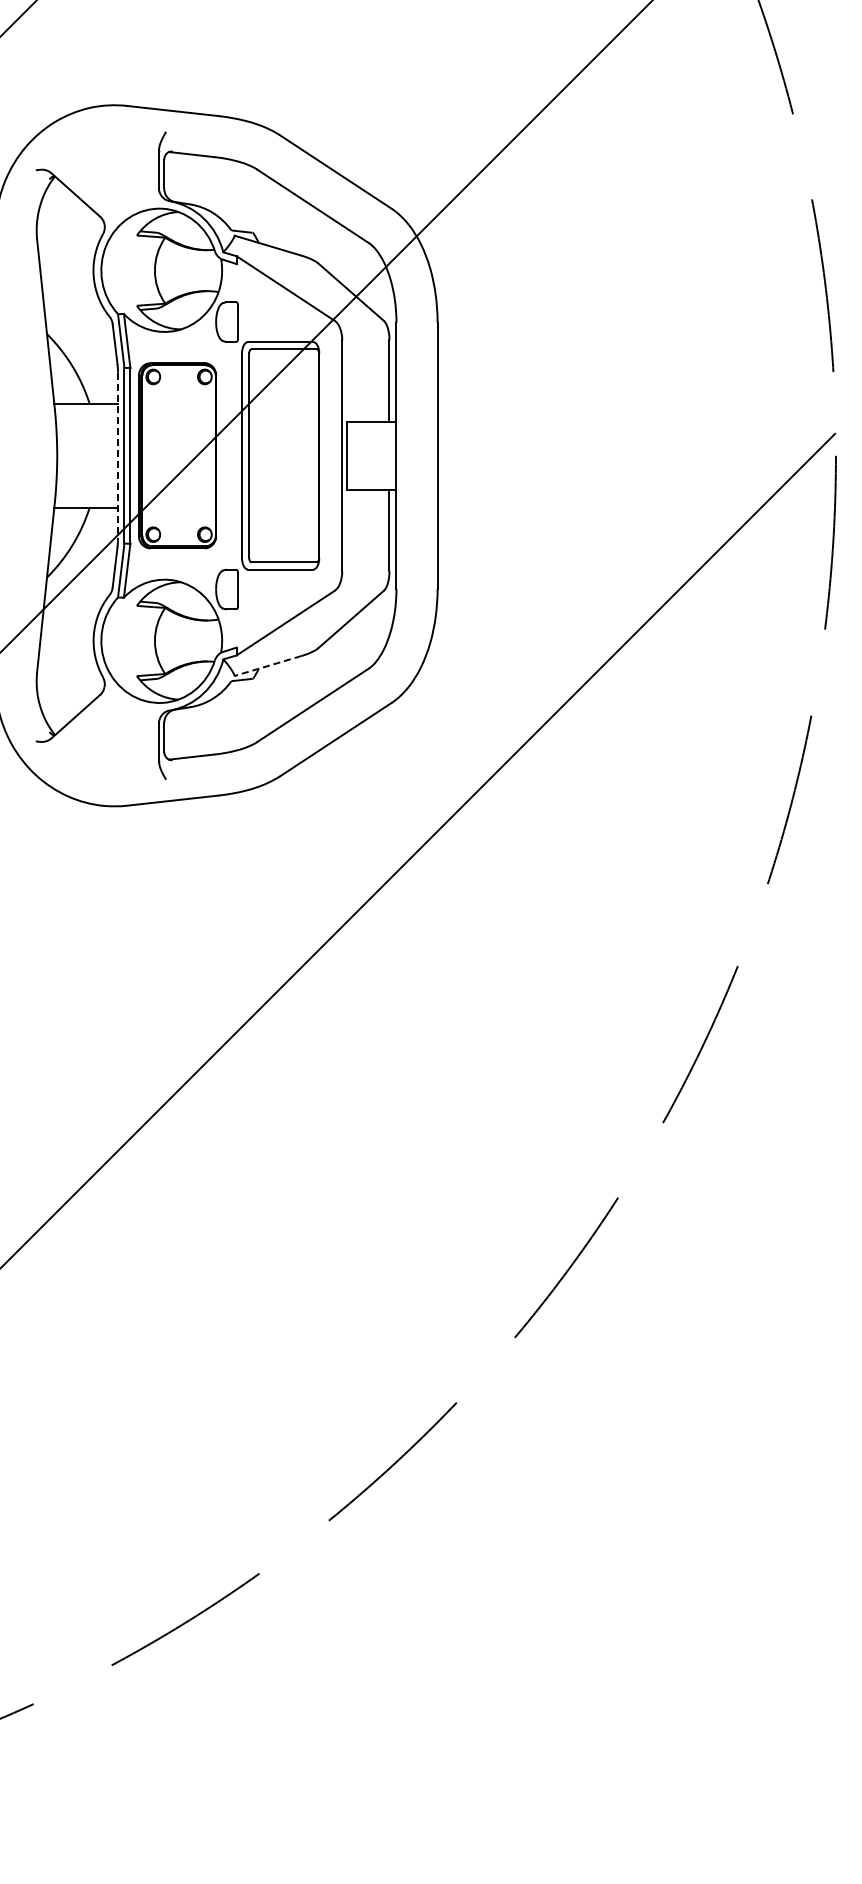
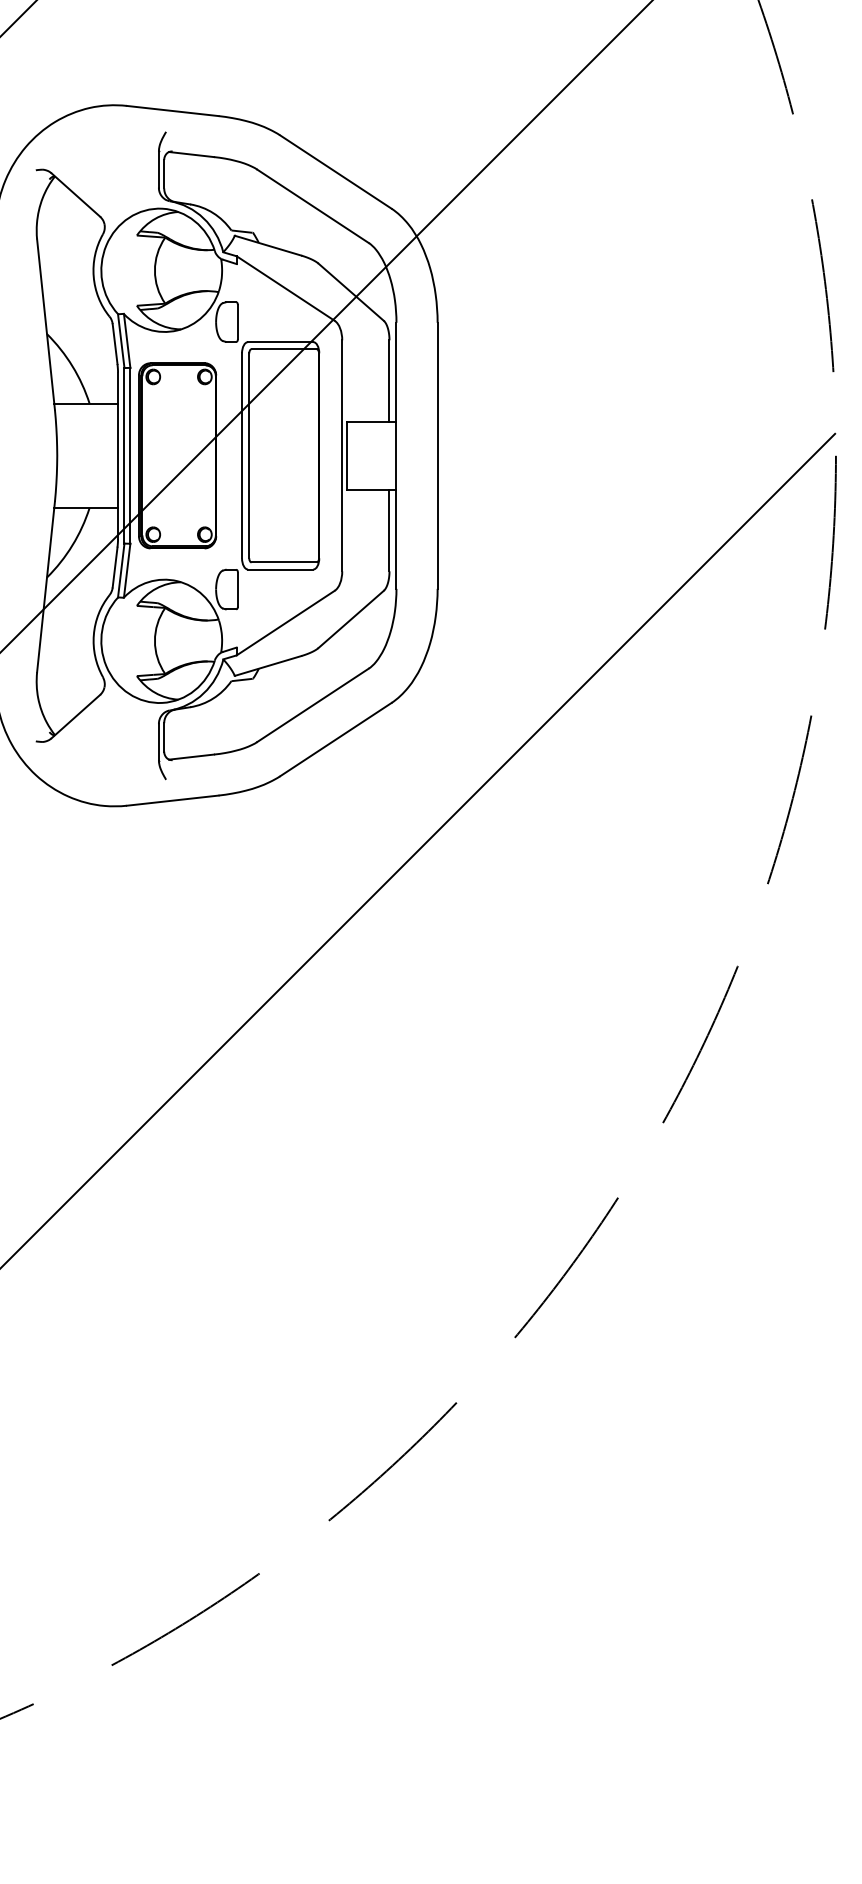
line: dashed -> solid (118, 456)
line: dashed -> solid (268, 665)
